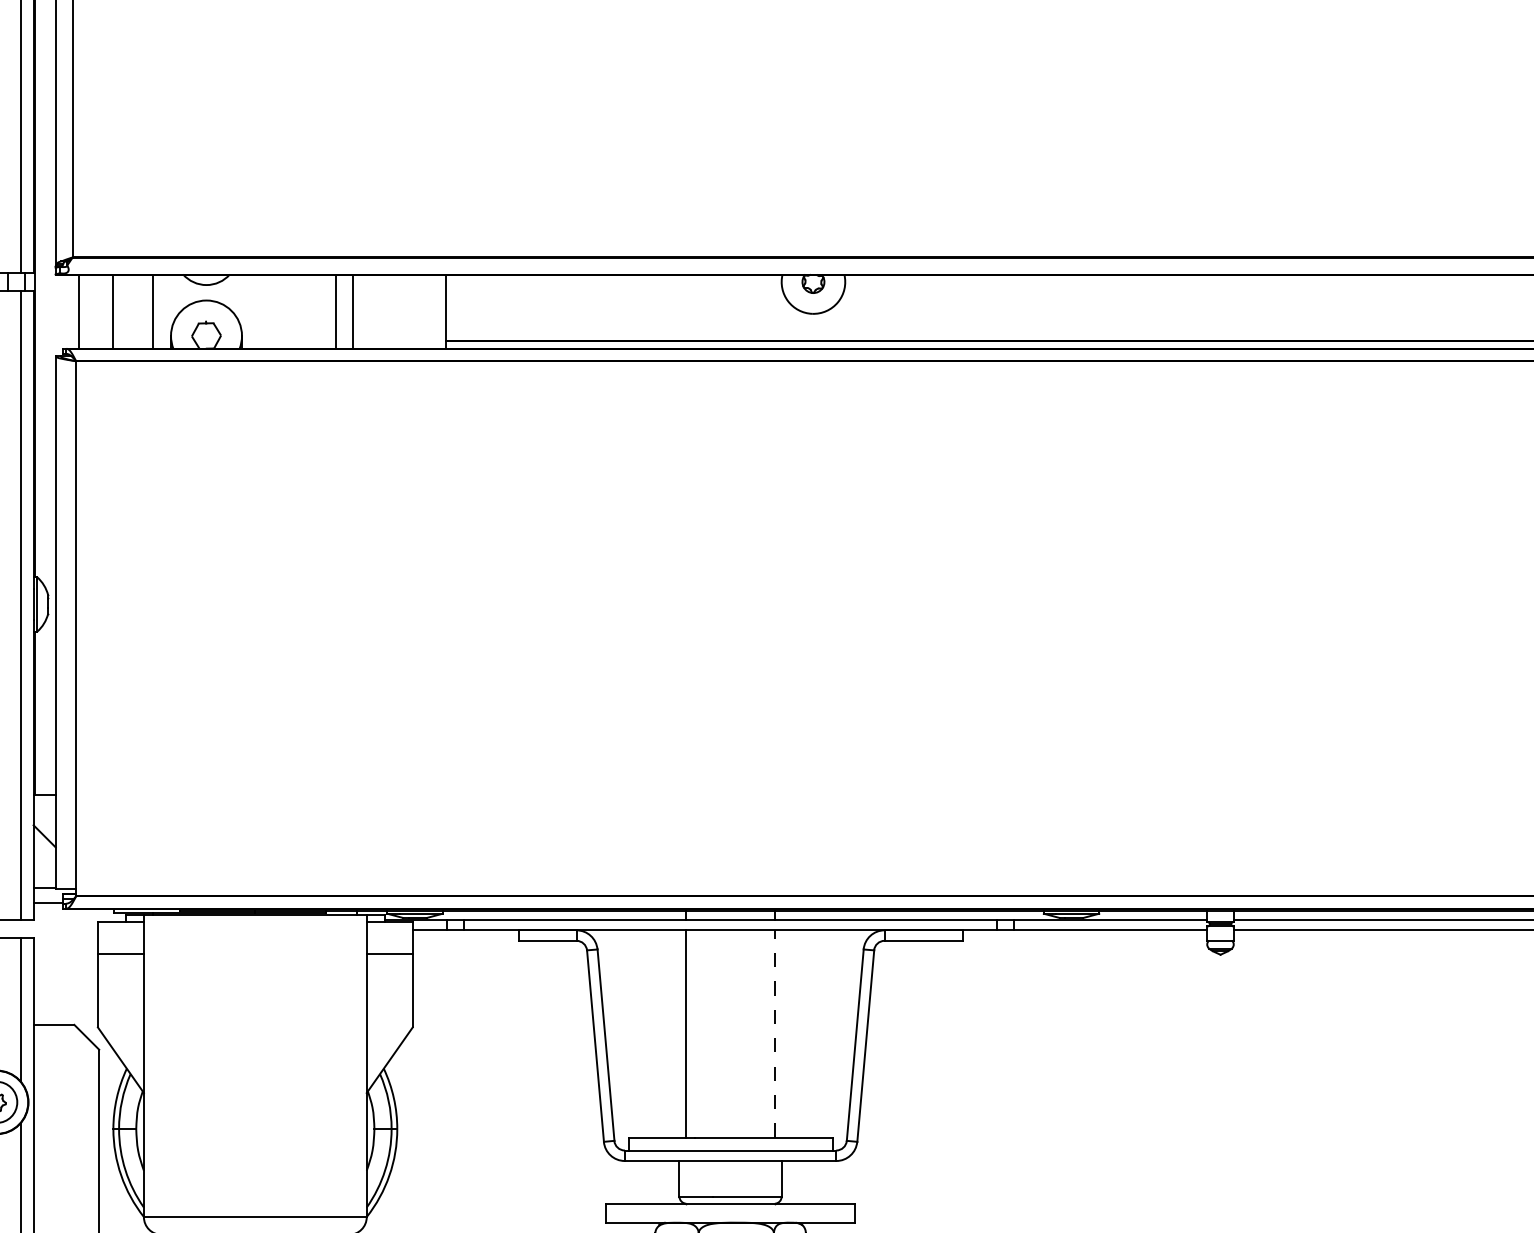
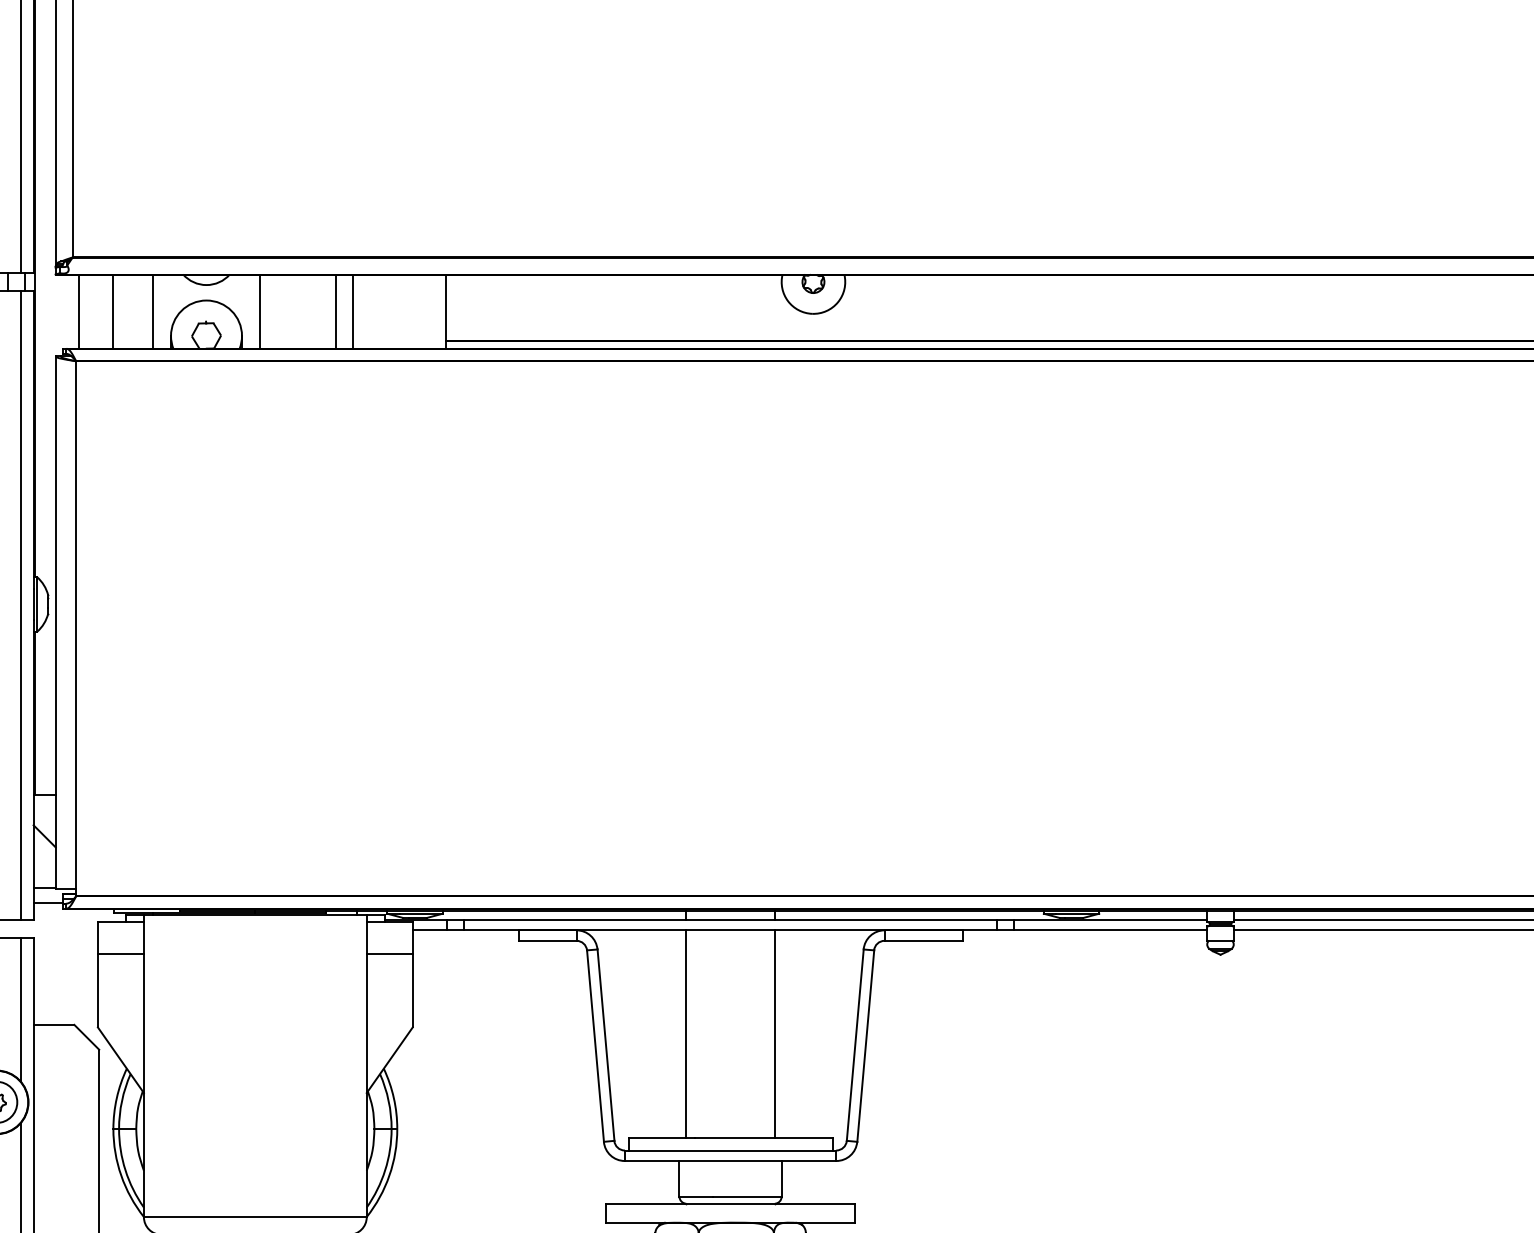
line: none -> present (259, 311)
line: dashed -> solid (775, 1033)
